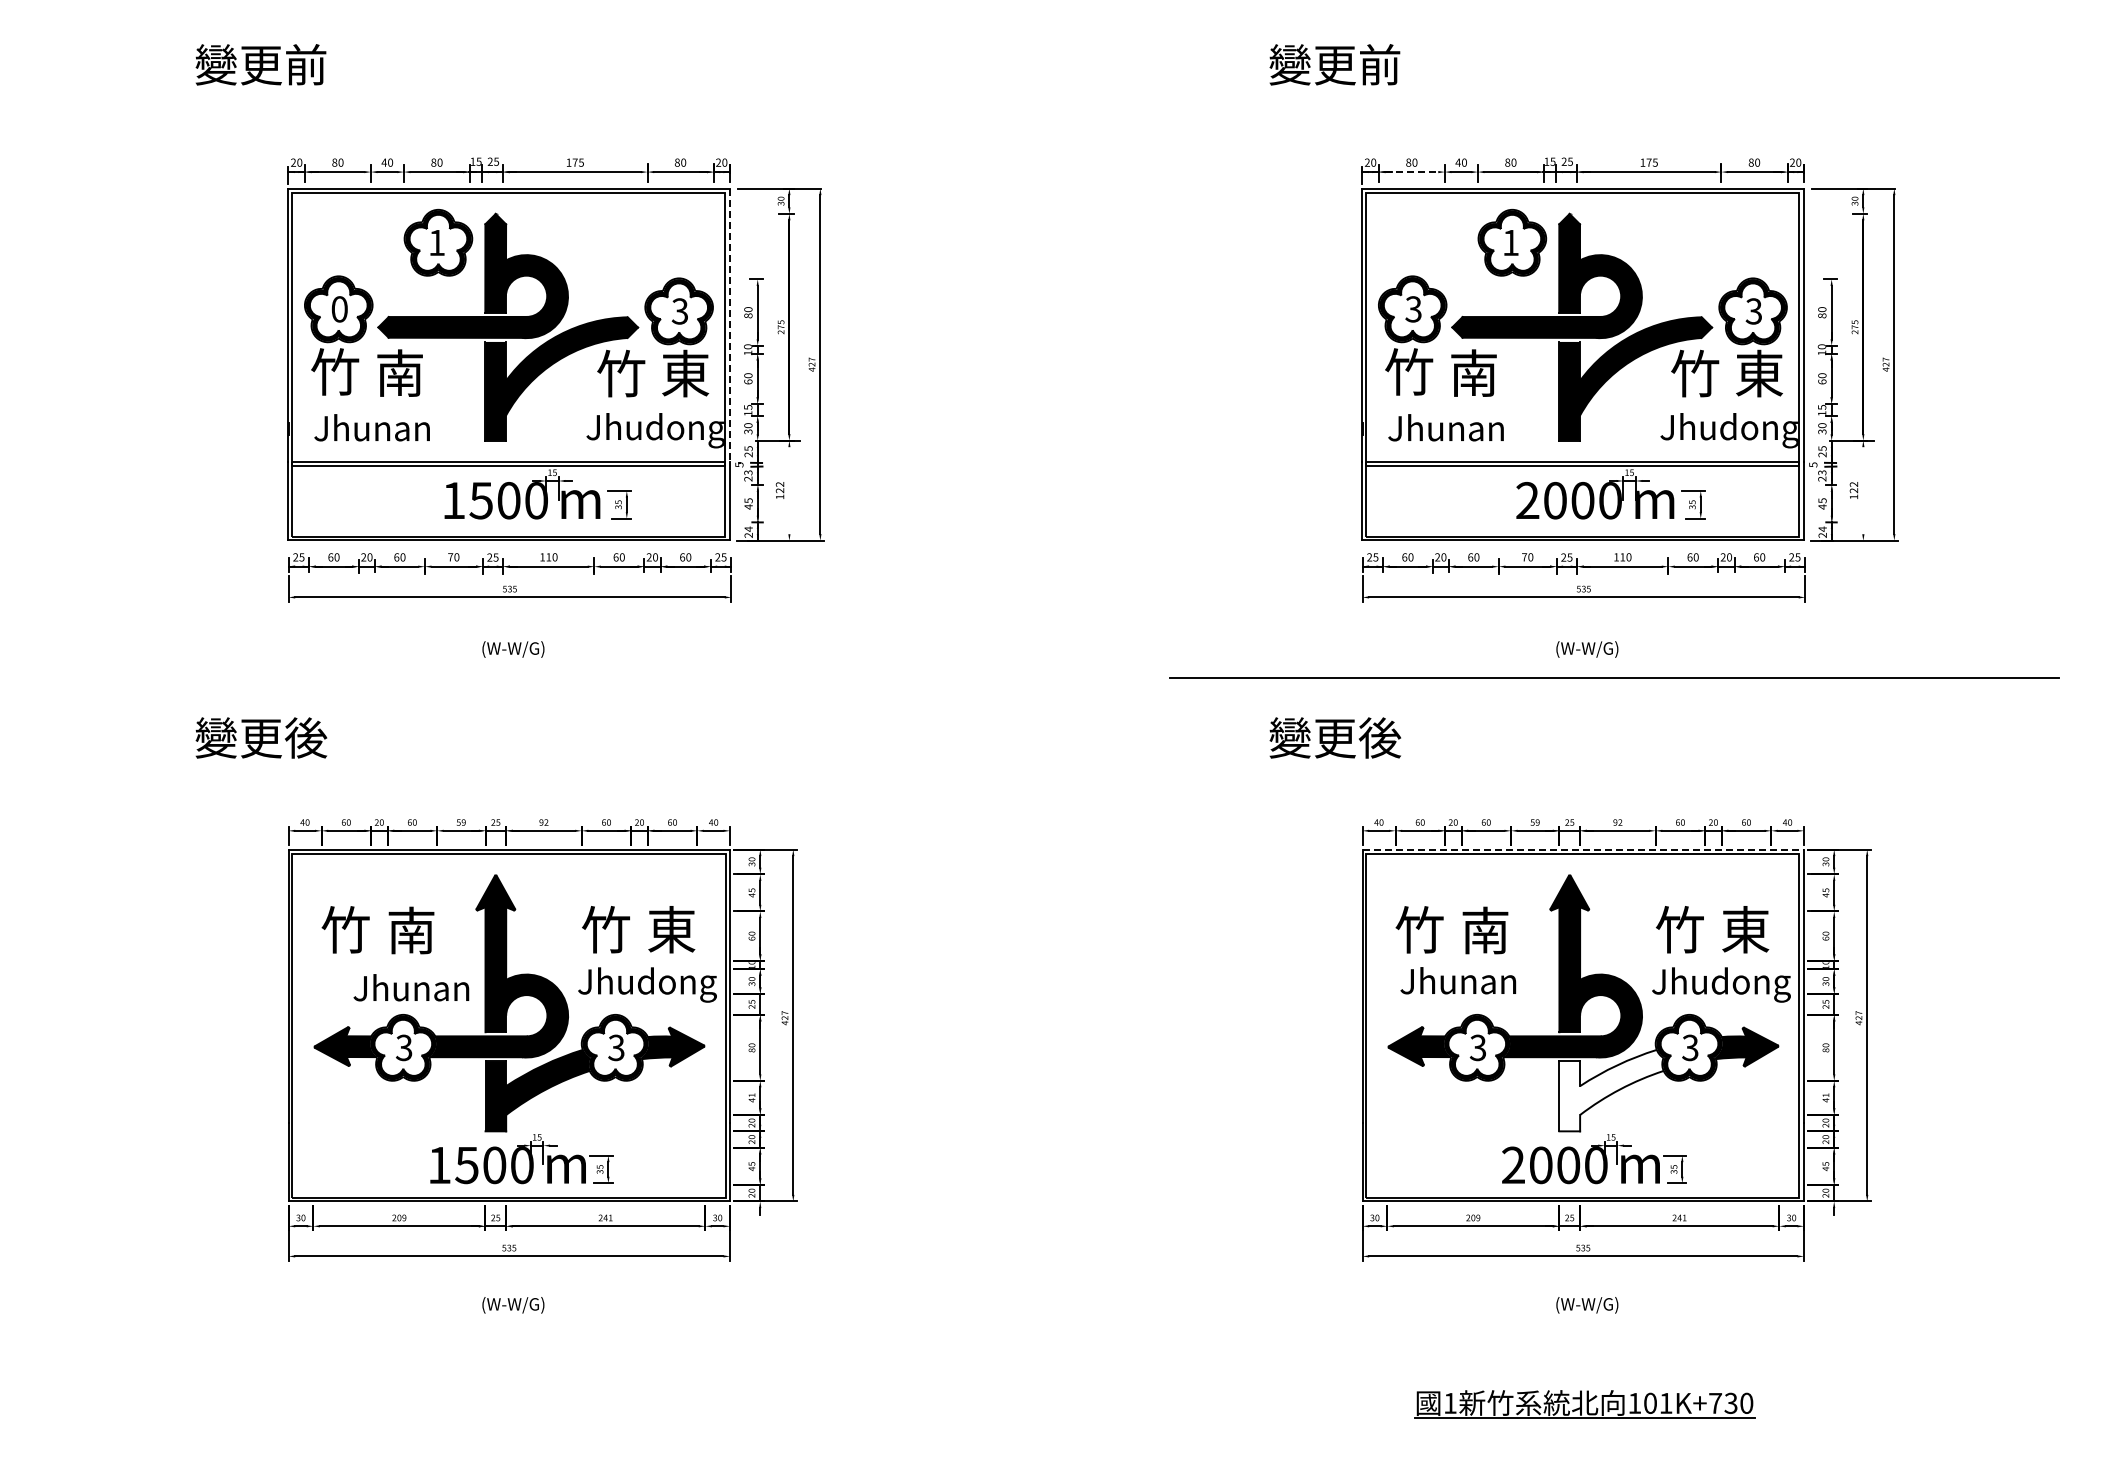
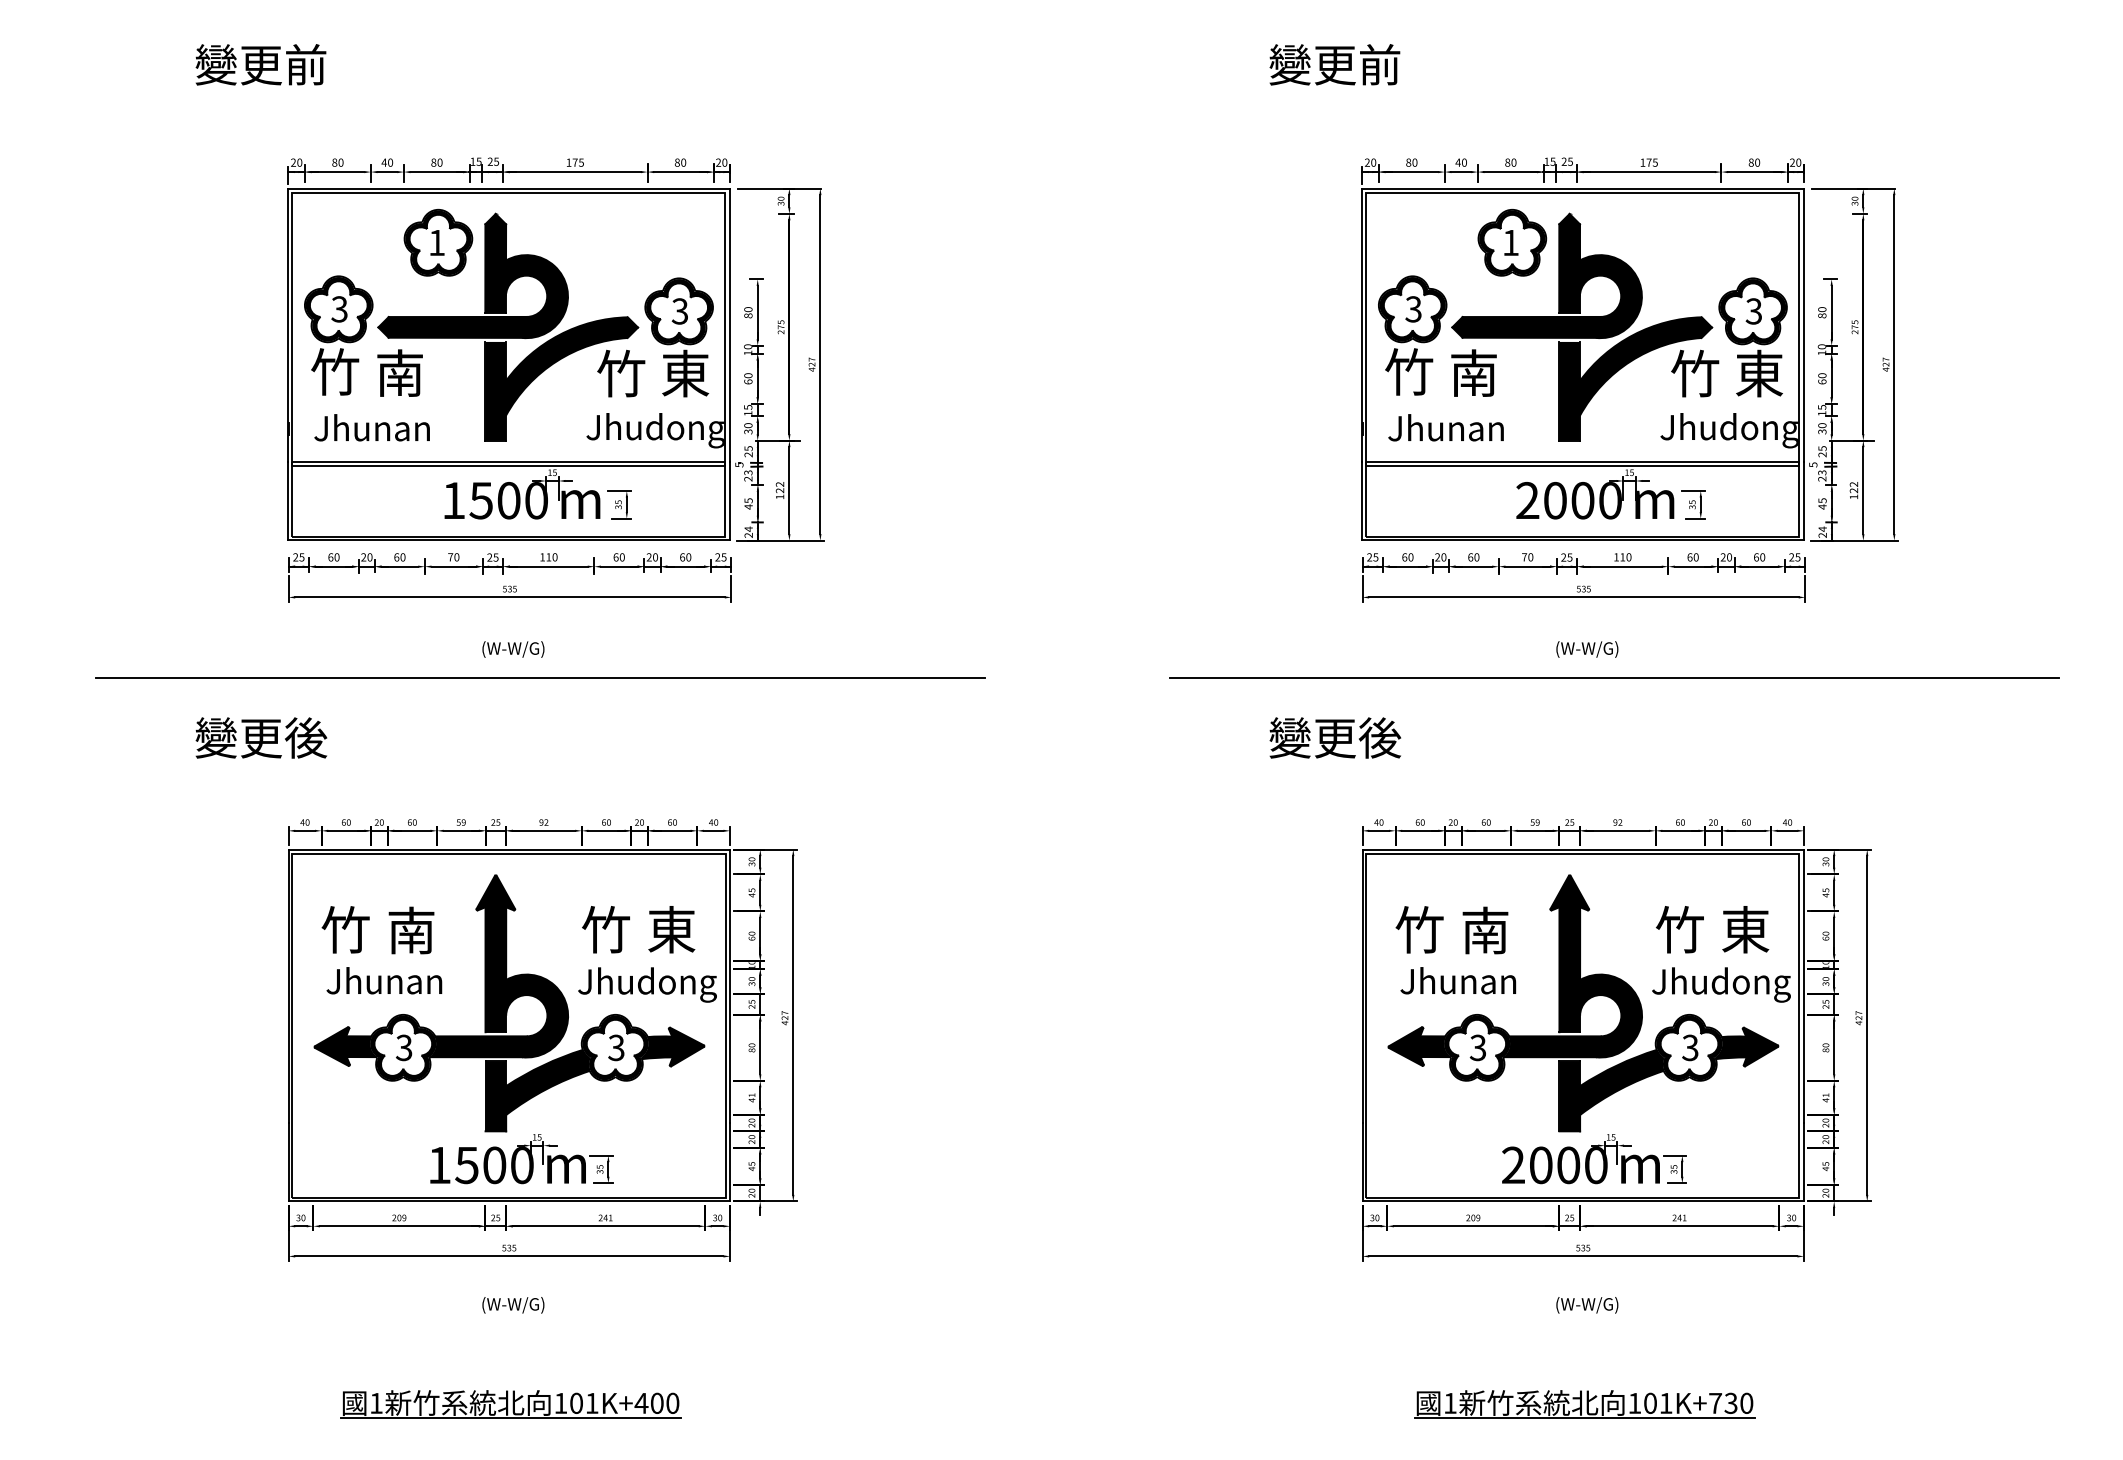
line: dashed -> solid (1412, 172)
text: 0 -> 3 (339, 309)
line: dashed -> solid (729, 325)
line: none -> present (789, 490)
line: none -> present (1863, 490)
line: none -> present (540, 678)
line: dashed -> solid (1583, 849)
text position: (411, 987) -> (384, 980) (384, 980)
fill: none -> present (1611, 1090)
part: none -> present (510, 1404)
